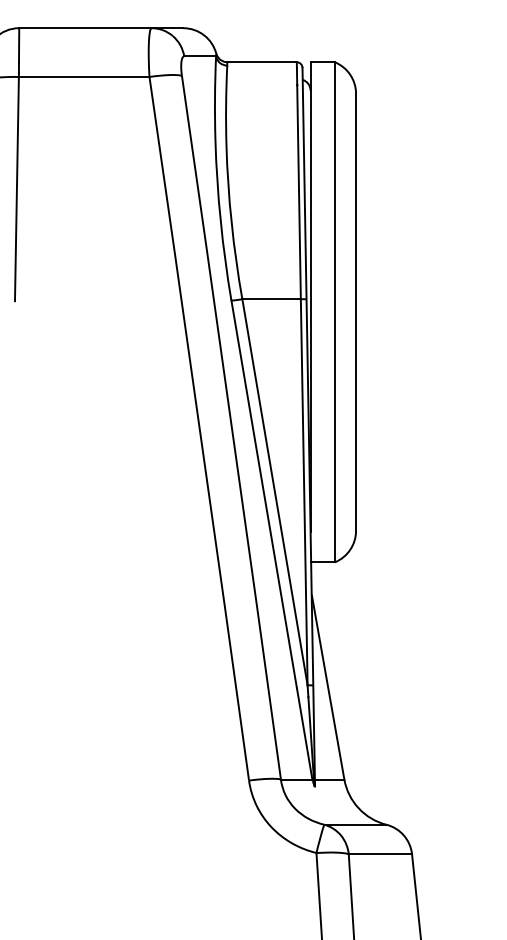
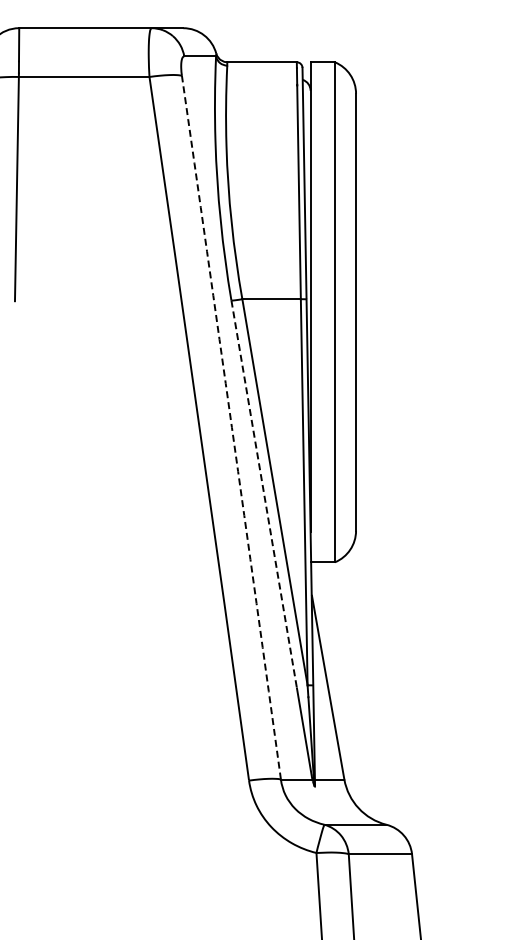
arc: solid -> dashed (231, 427)
line: solid -> dashed (264, 494)
